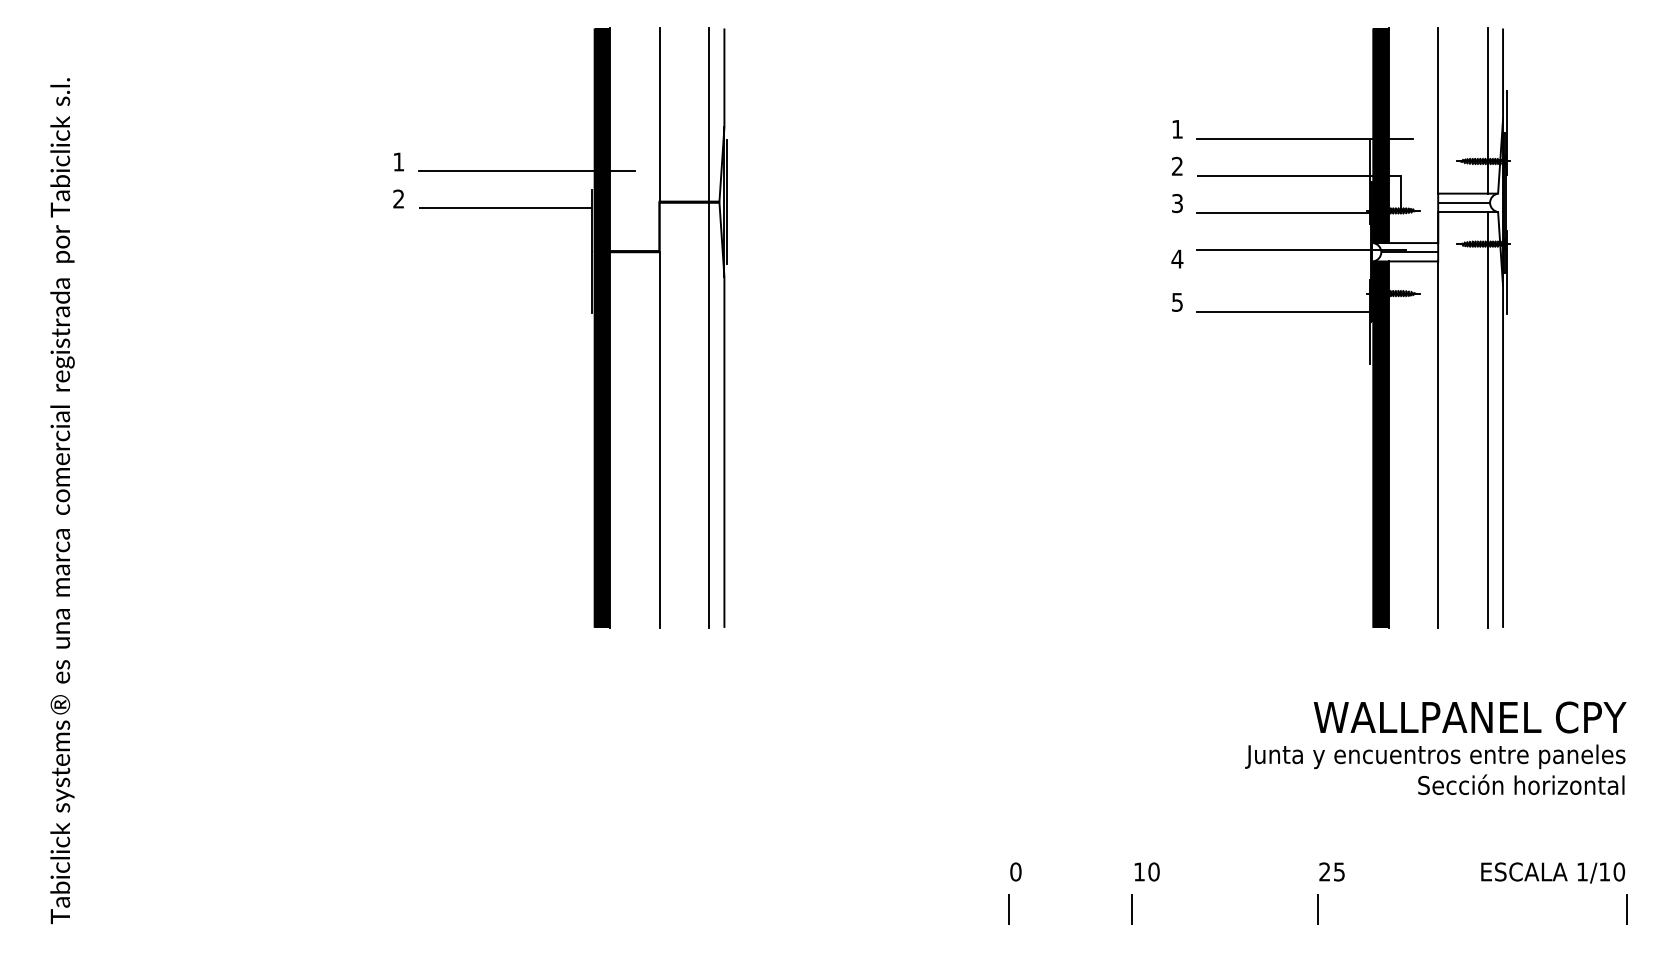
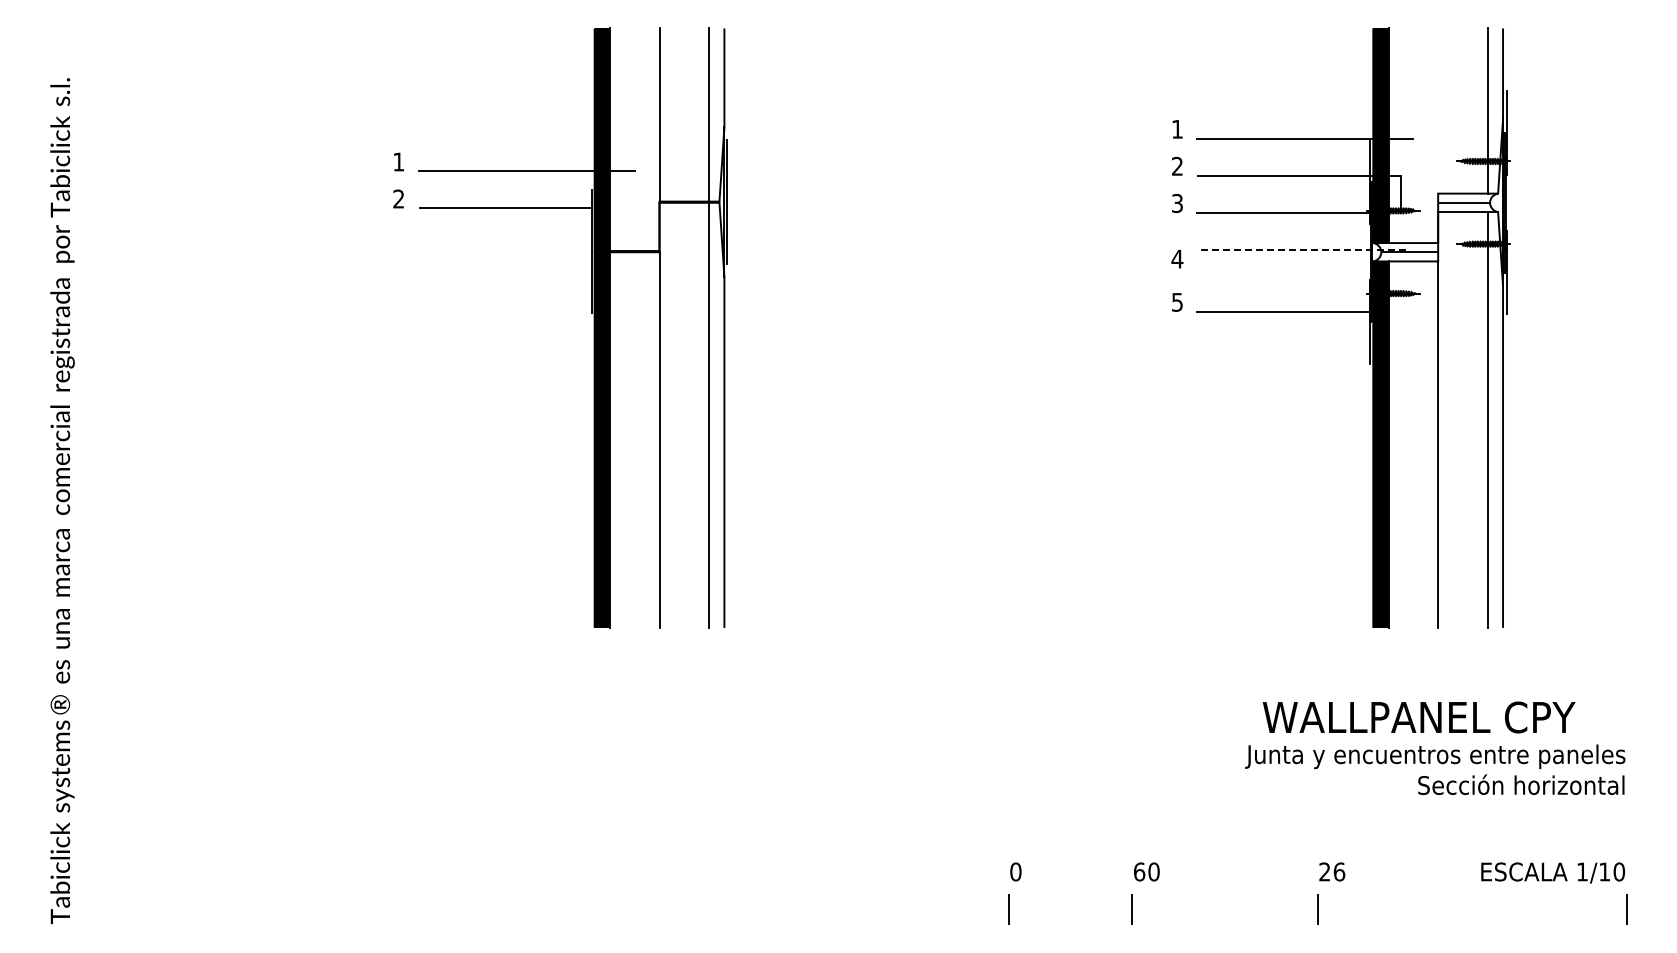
line: present -> none (1438, 110)
line: solid -> dashed (1300, 249)
text position: (1469, 717) -> (1418, 717) (1418, 717)
text: 10 -> 60 (1139, 871)
text: 25 -> 26 (1339, 871)
